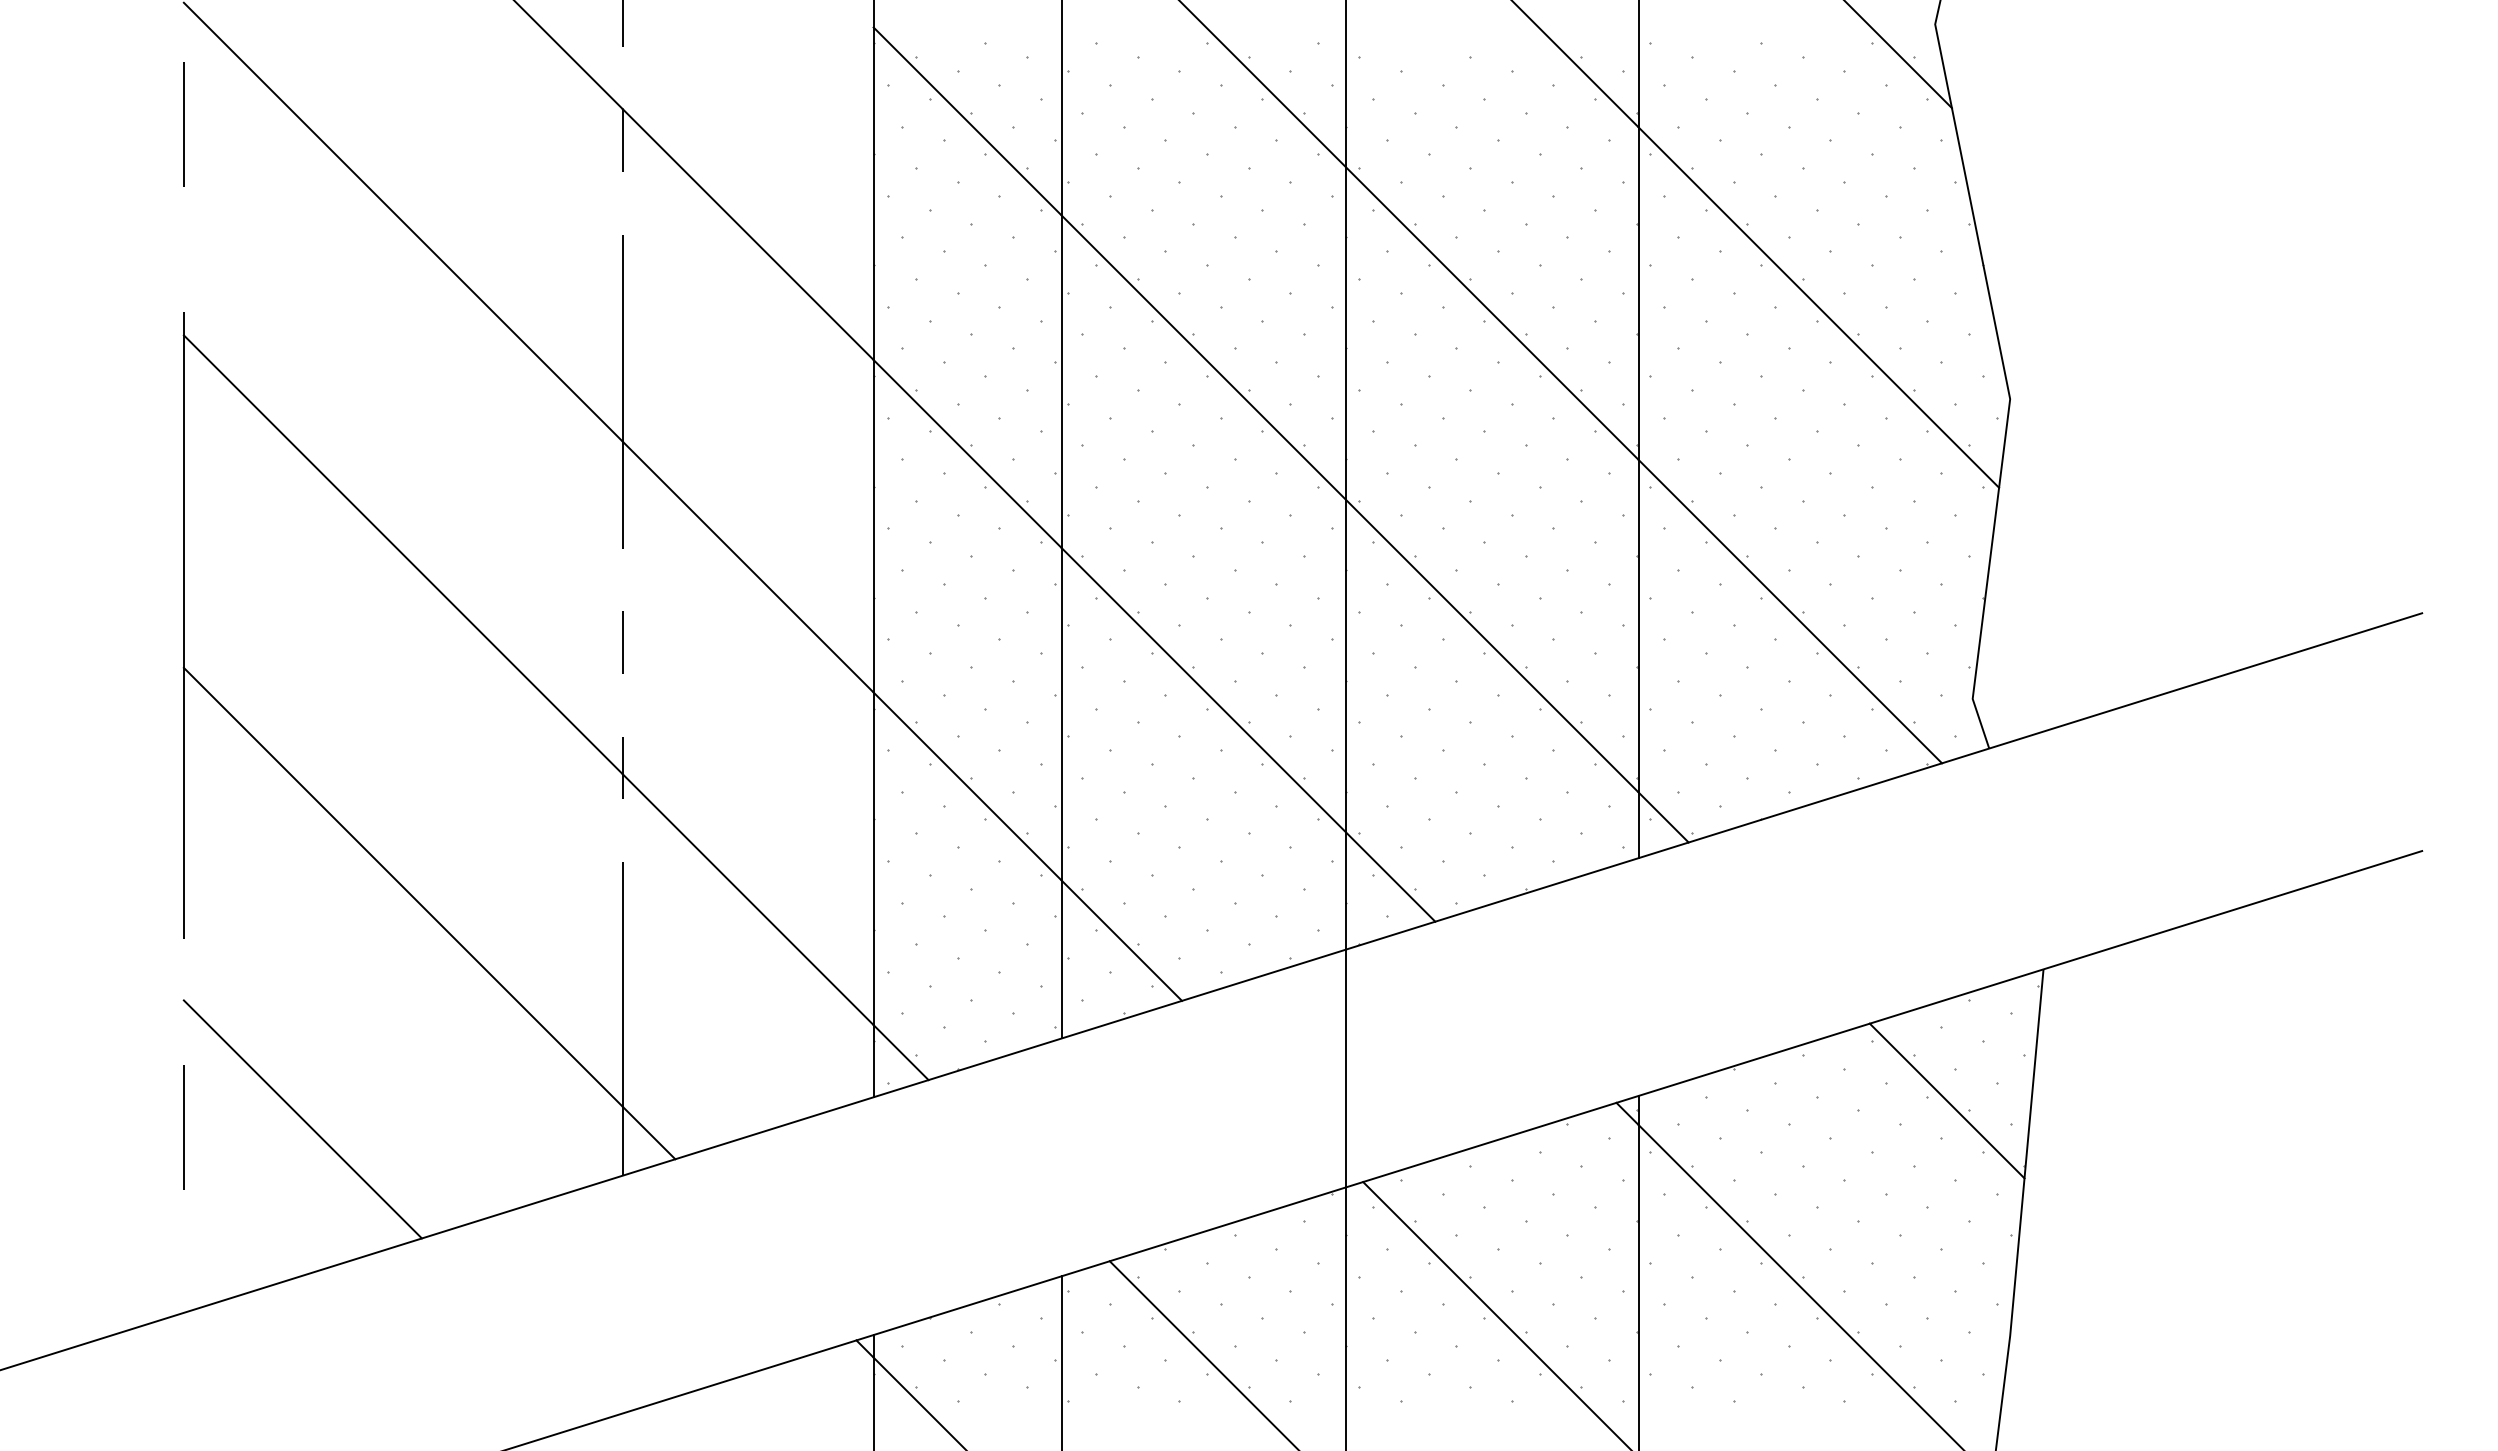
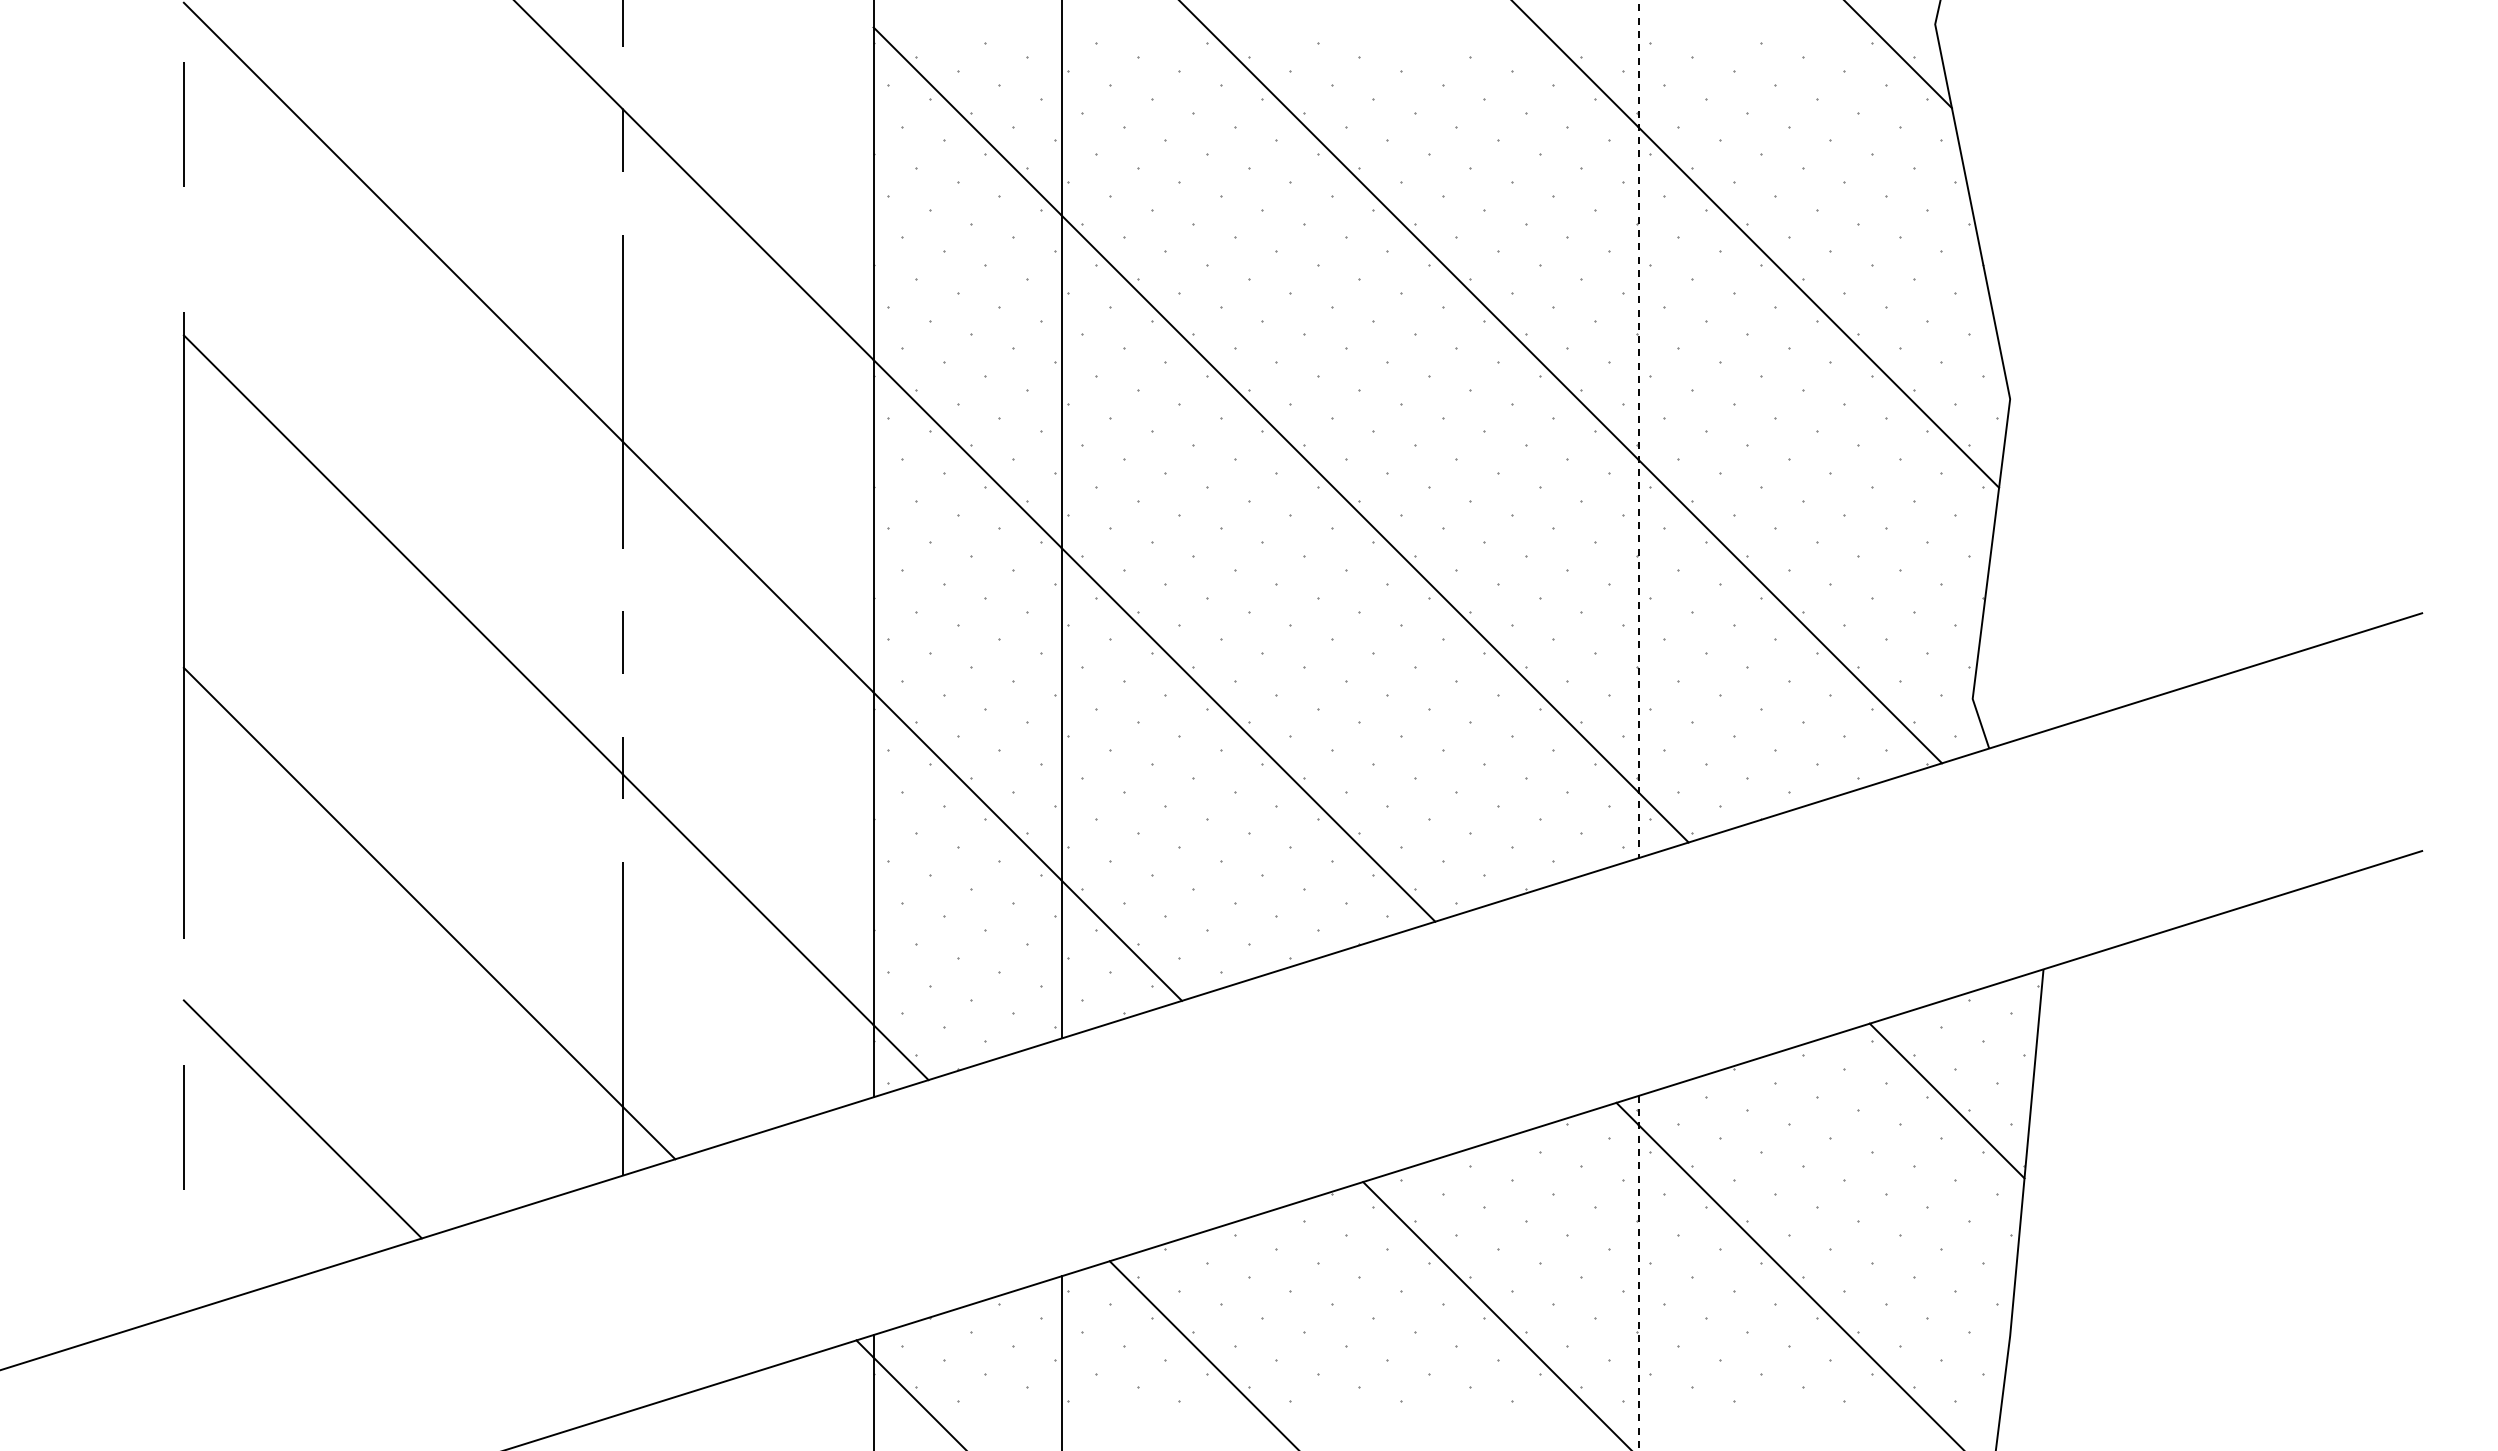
line: solid -> dashed (1638, 429)
line: present -> none (1346, 724)
line: solid -> dashed (1638, 1273)
